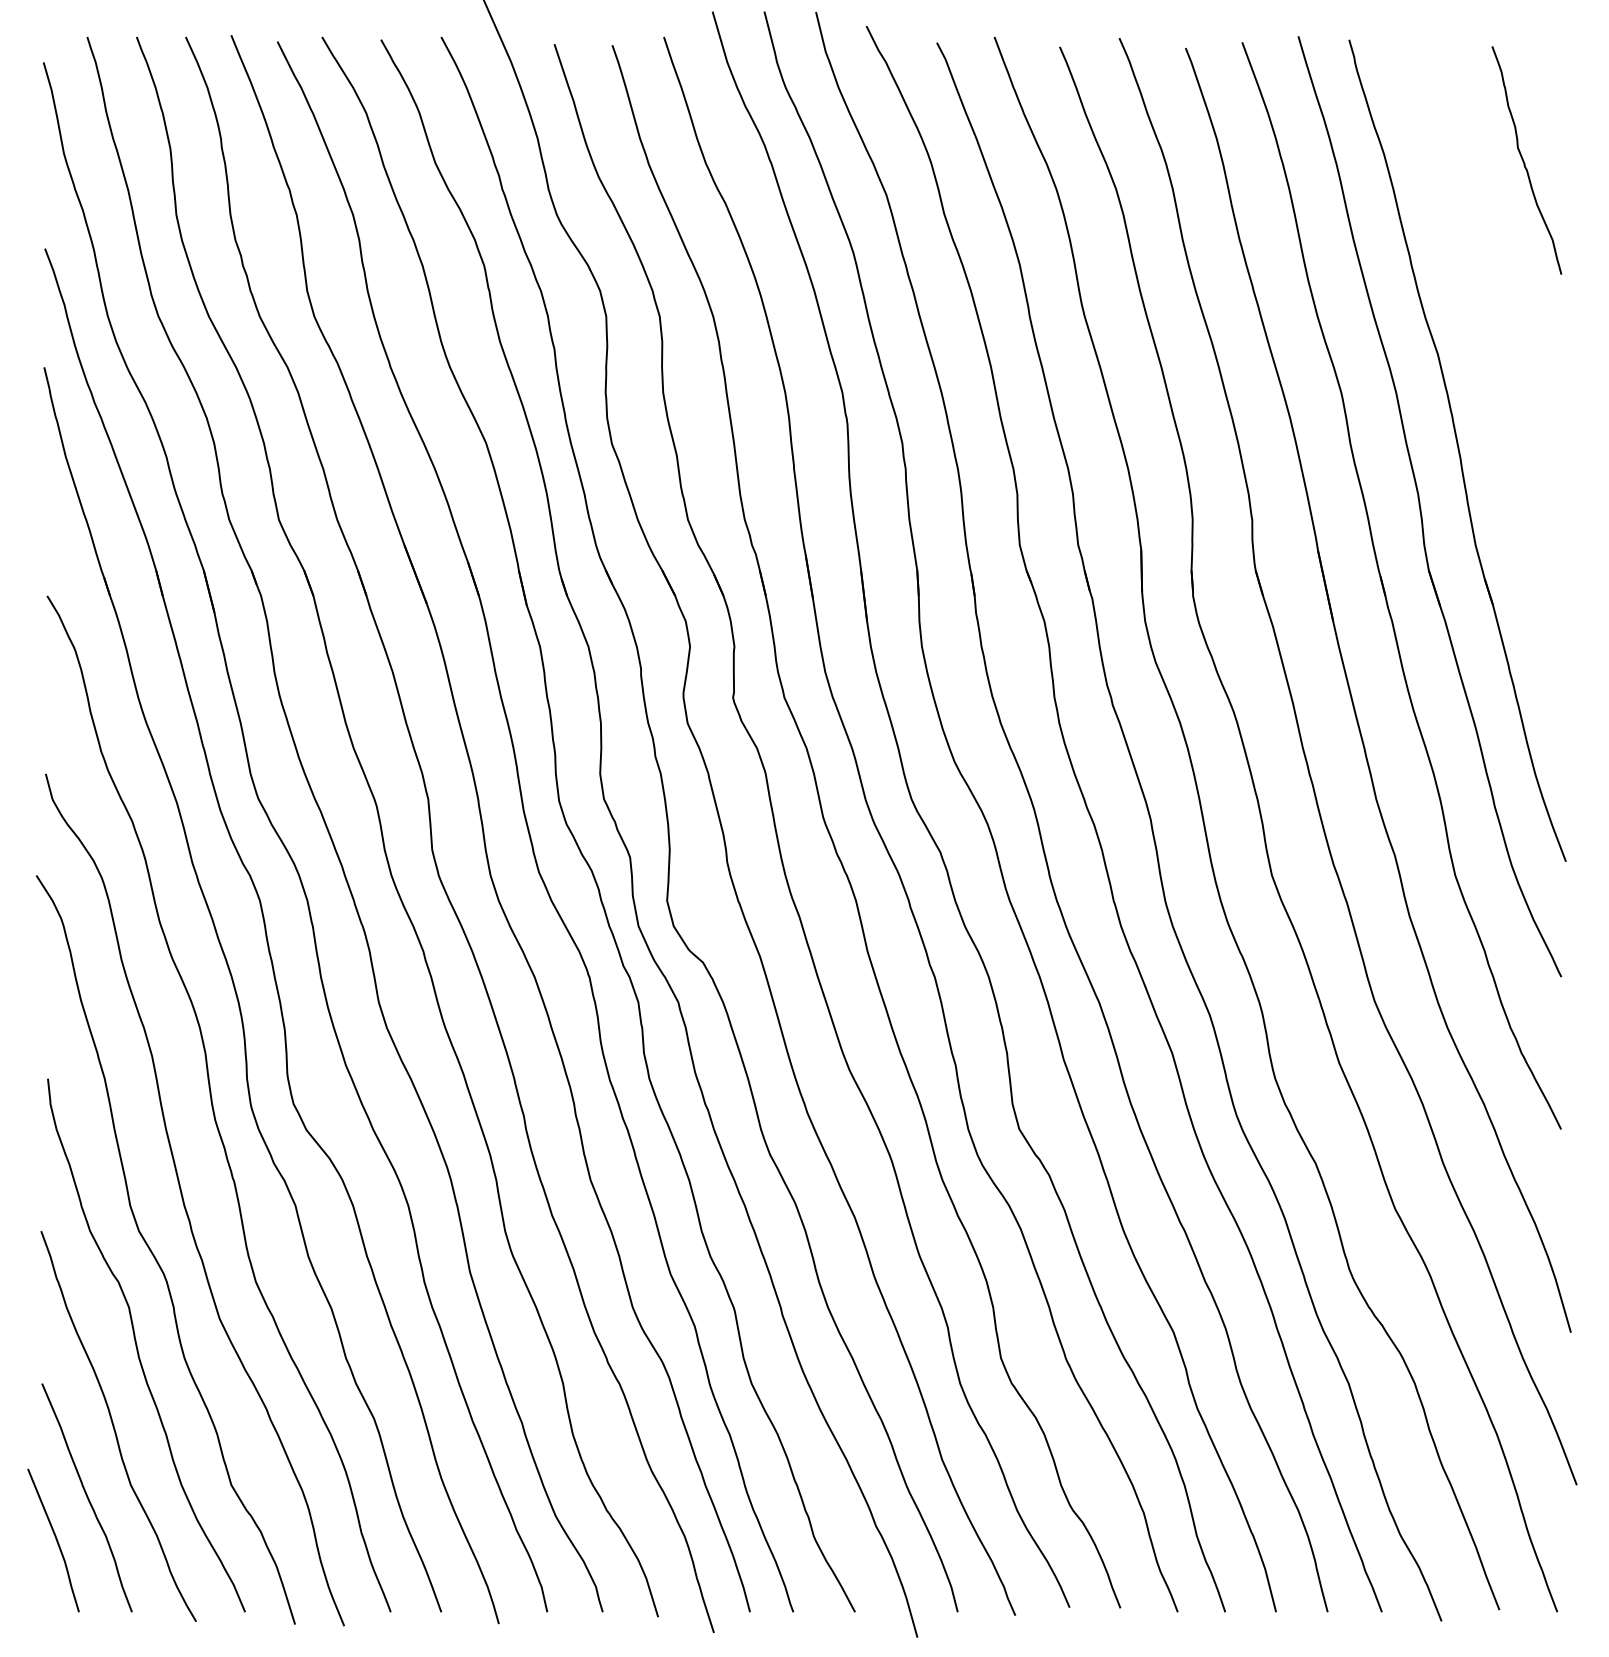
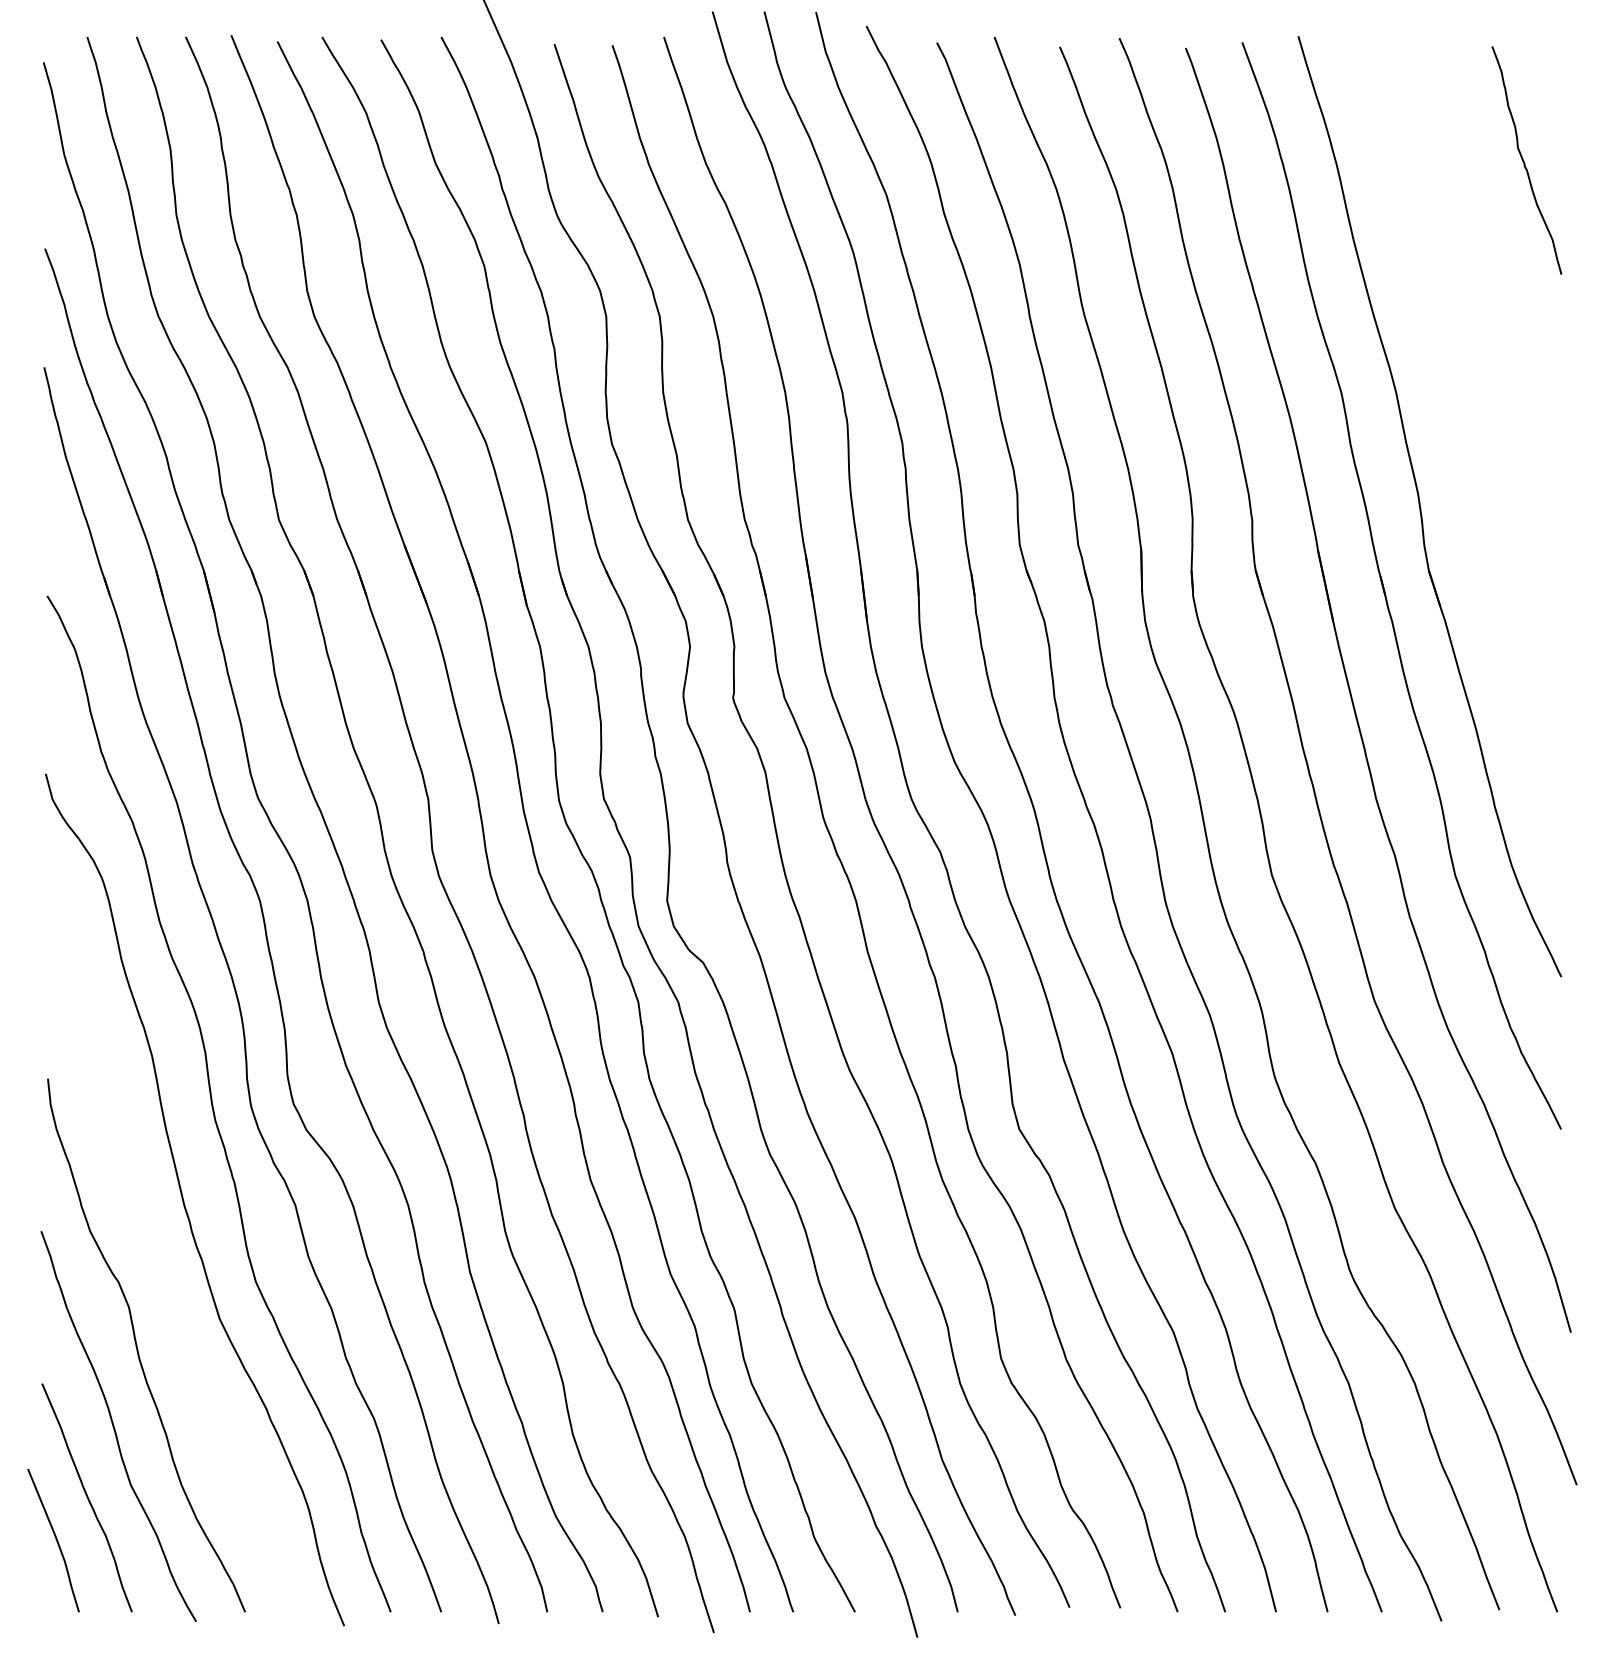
part: present -> none (1457, 450)
curve: present -> none (154, 1254)
